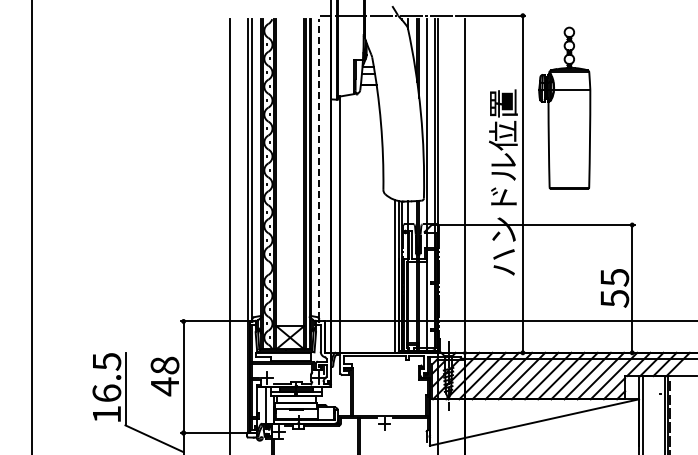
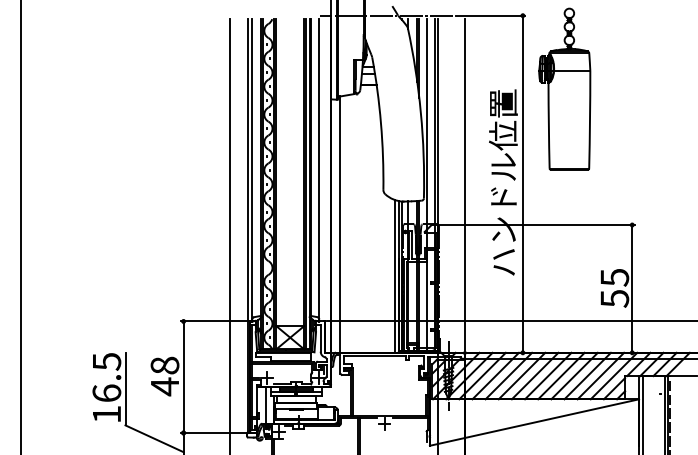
part position: (564, 107) -> (564, 88) (564, 88)
line: dashed -> solid (319, 168)
line position: (31, 226) -> (20, 226) (20, 226)
